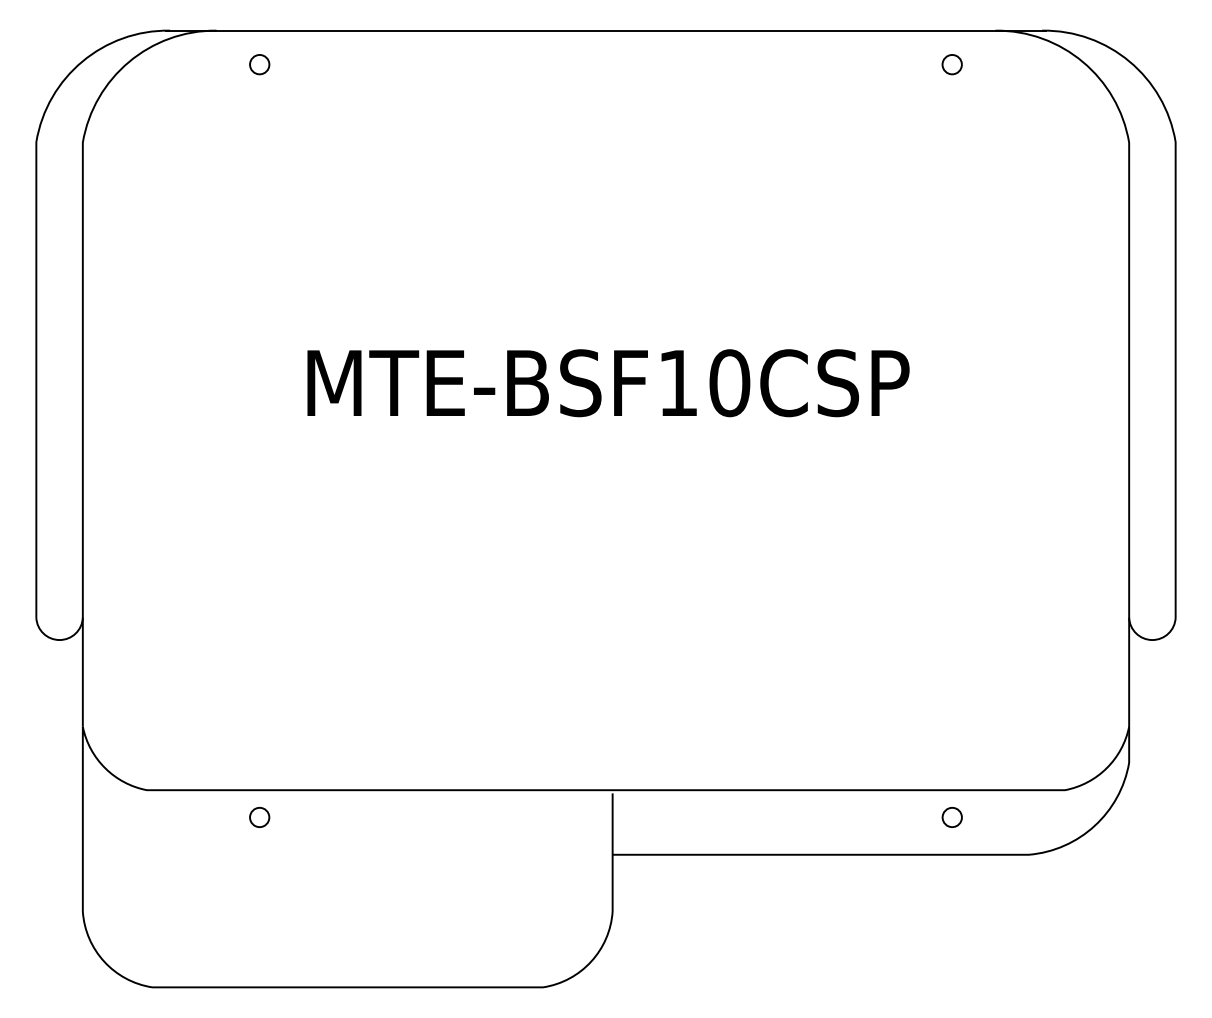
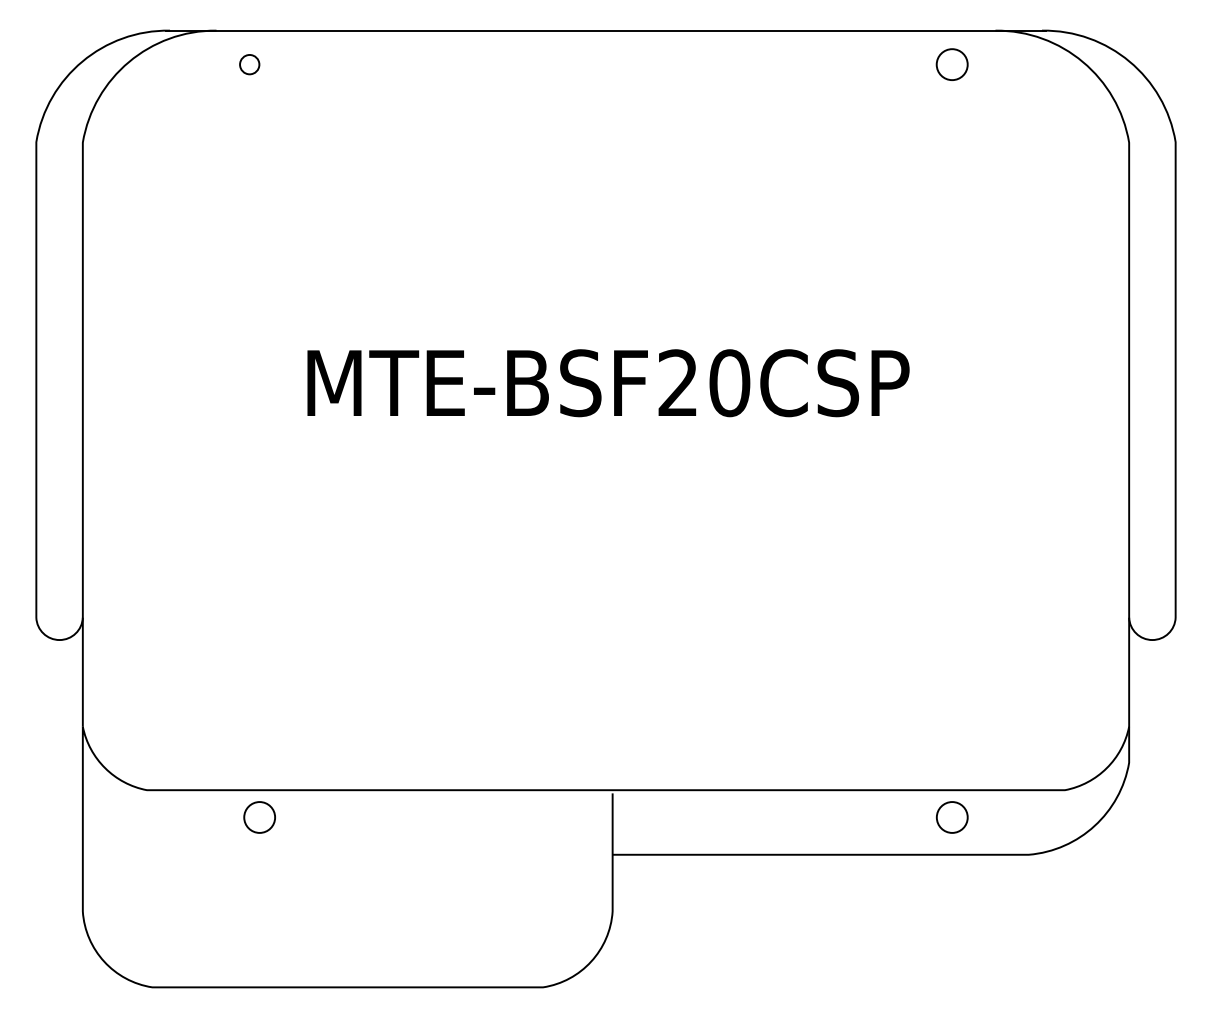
circle position: (259, 64) -> (249, 64) (249, 64)
circle diameter: 19 px -> 31 px (951, 64)
text: MTE-BSF10CSP -> MTE-BSF20CSP (677, 382)
circle diameter: 19 px -> 31 px (259, 817)
circle diameter: 19 px -> 31 px (951, 817)
